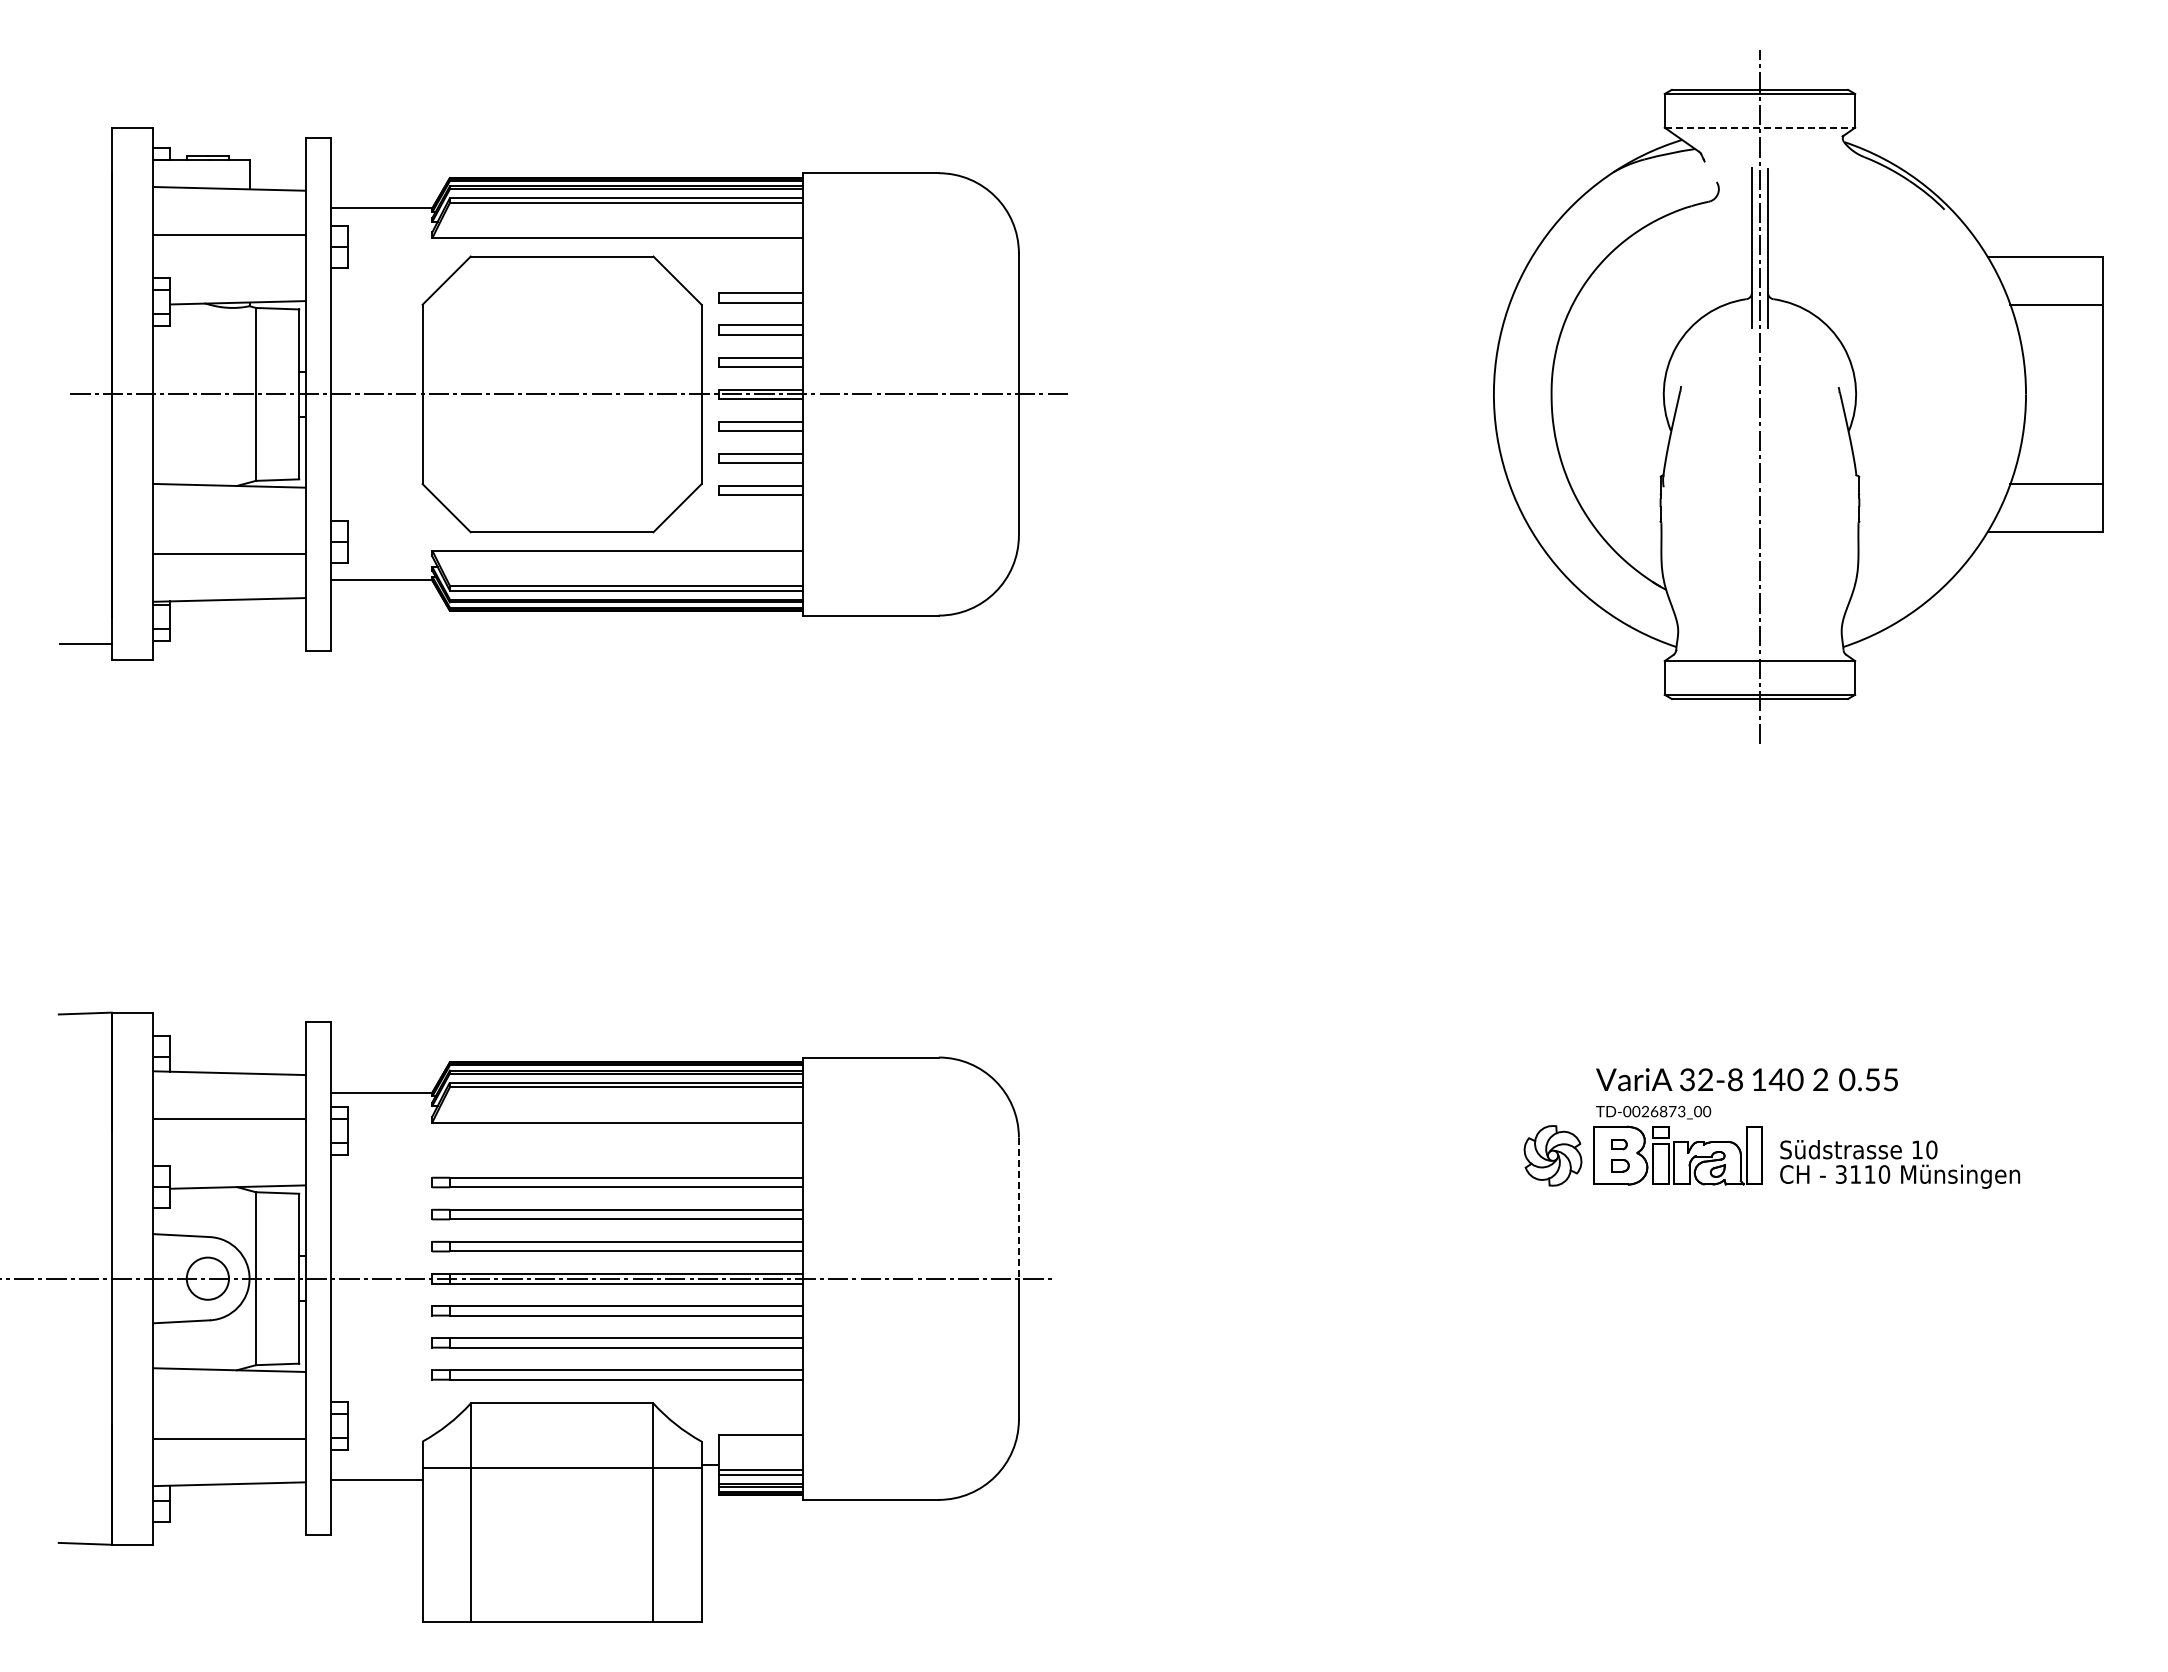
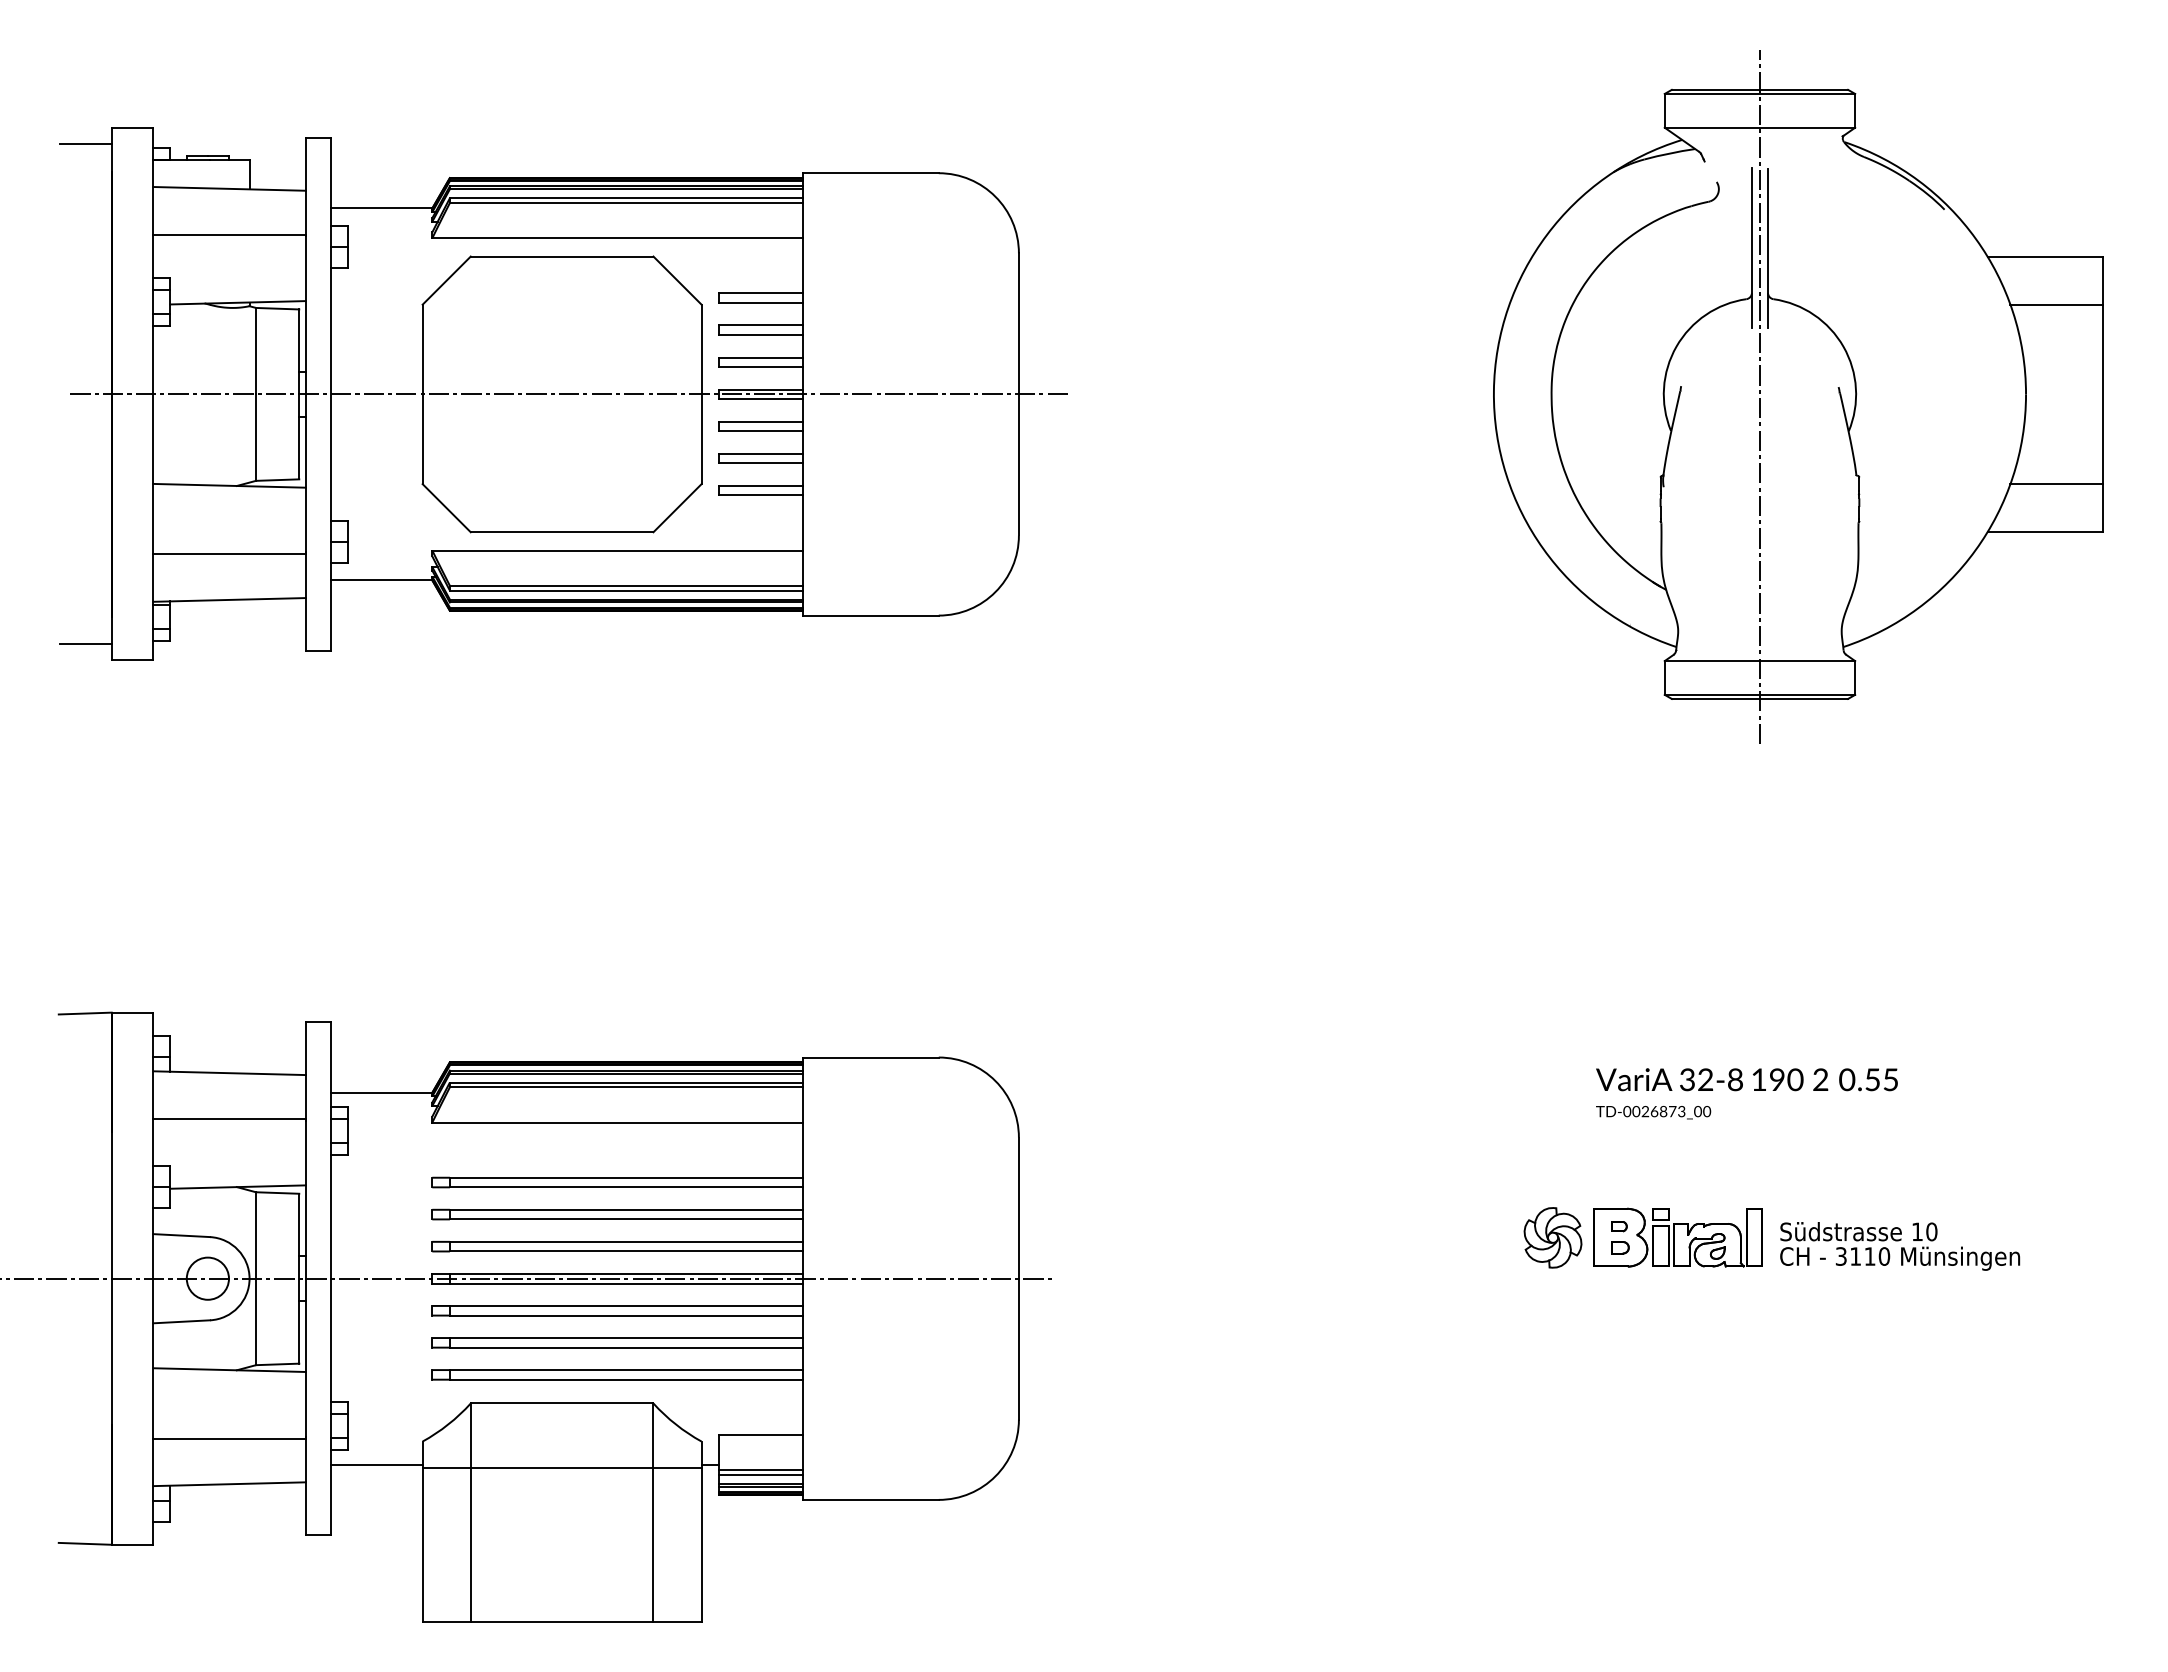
line: dashed -> solid (1760, 127)
line: none -> present (85, 144)
text: 140 -> 190 (1776, 1079)
part position: (1762, 1156) -> (1762, 1238) (1762, 1238)
line: dashed -> solid (1018, 1208)
line position: (376, 1479) -> (376, 1464) (376, 1464)
